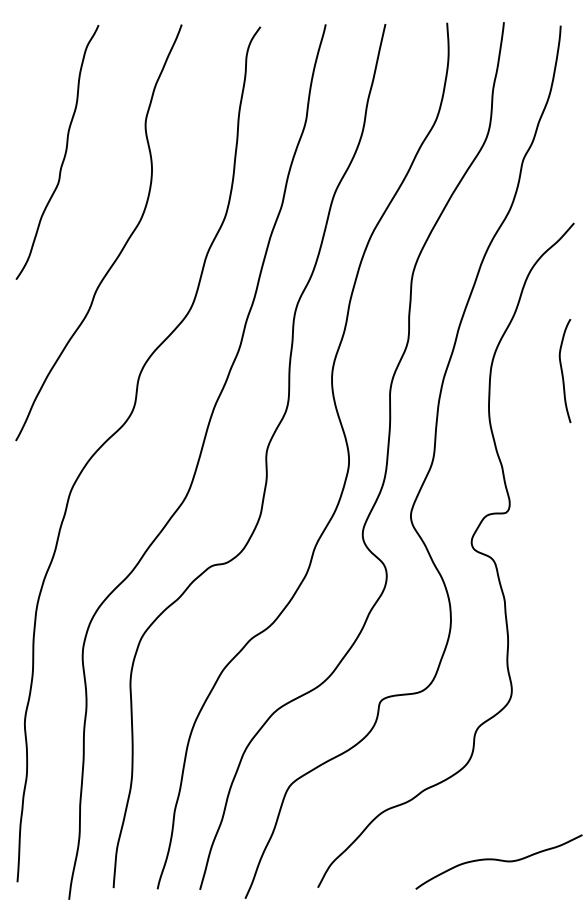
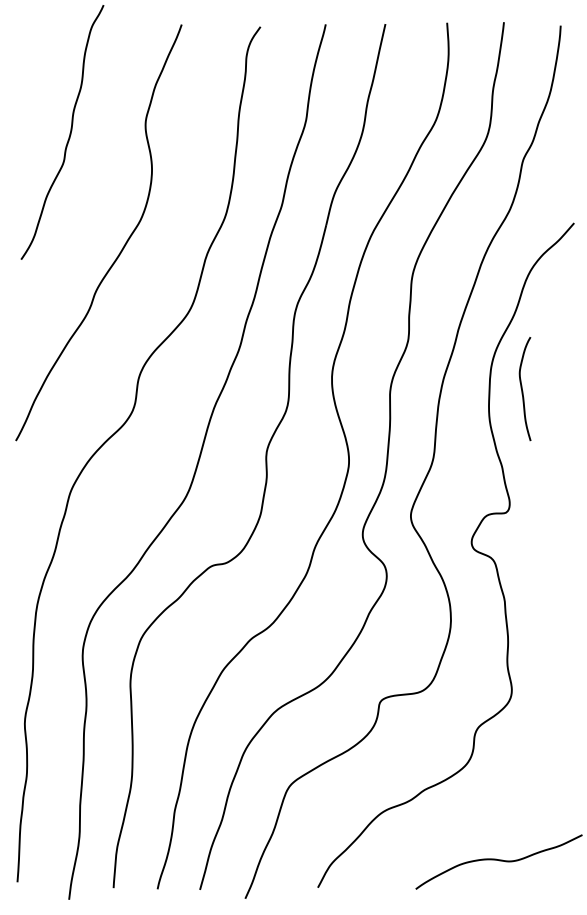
curve position: (64, 153) -> (69, 133) (69, 133)
curve position: (562, 371) -> (522, 389) (522, 389)
